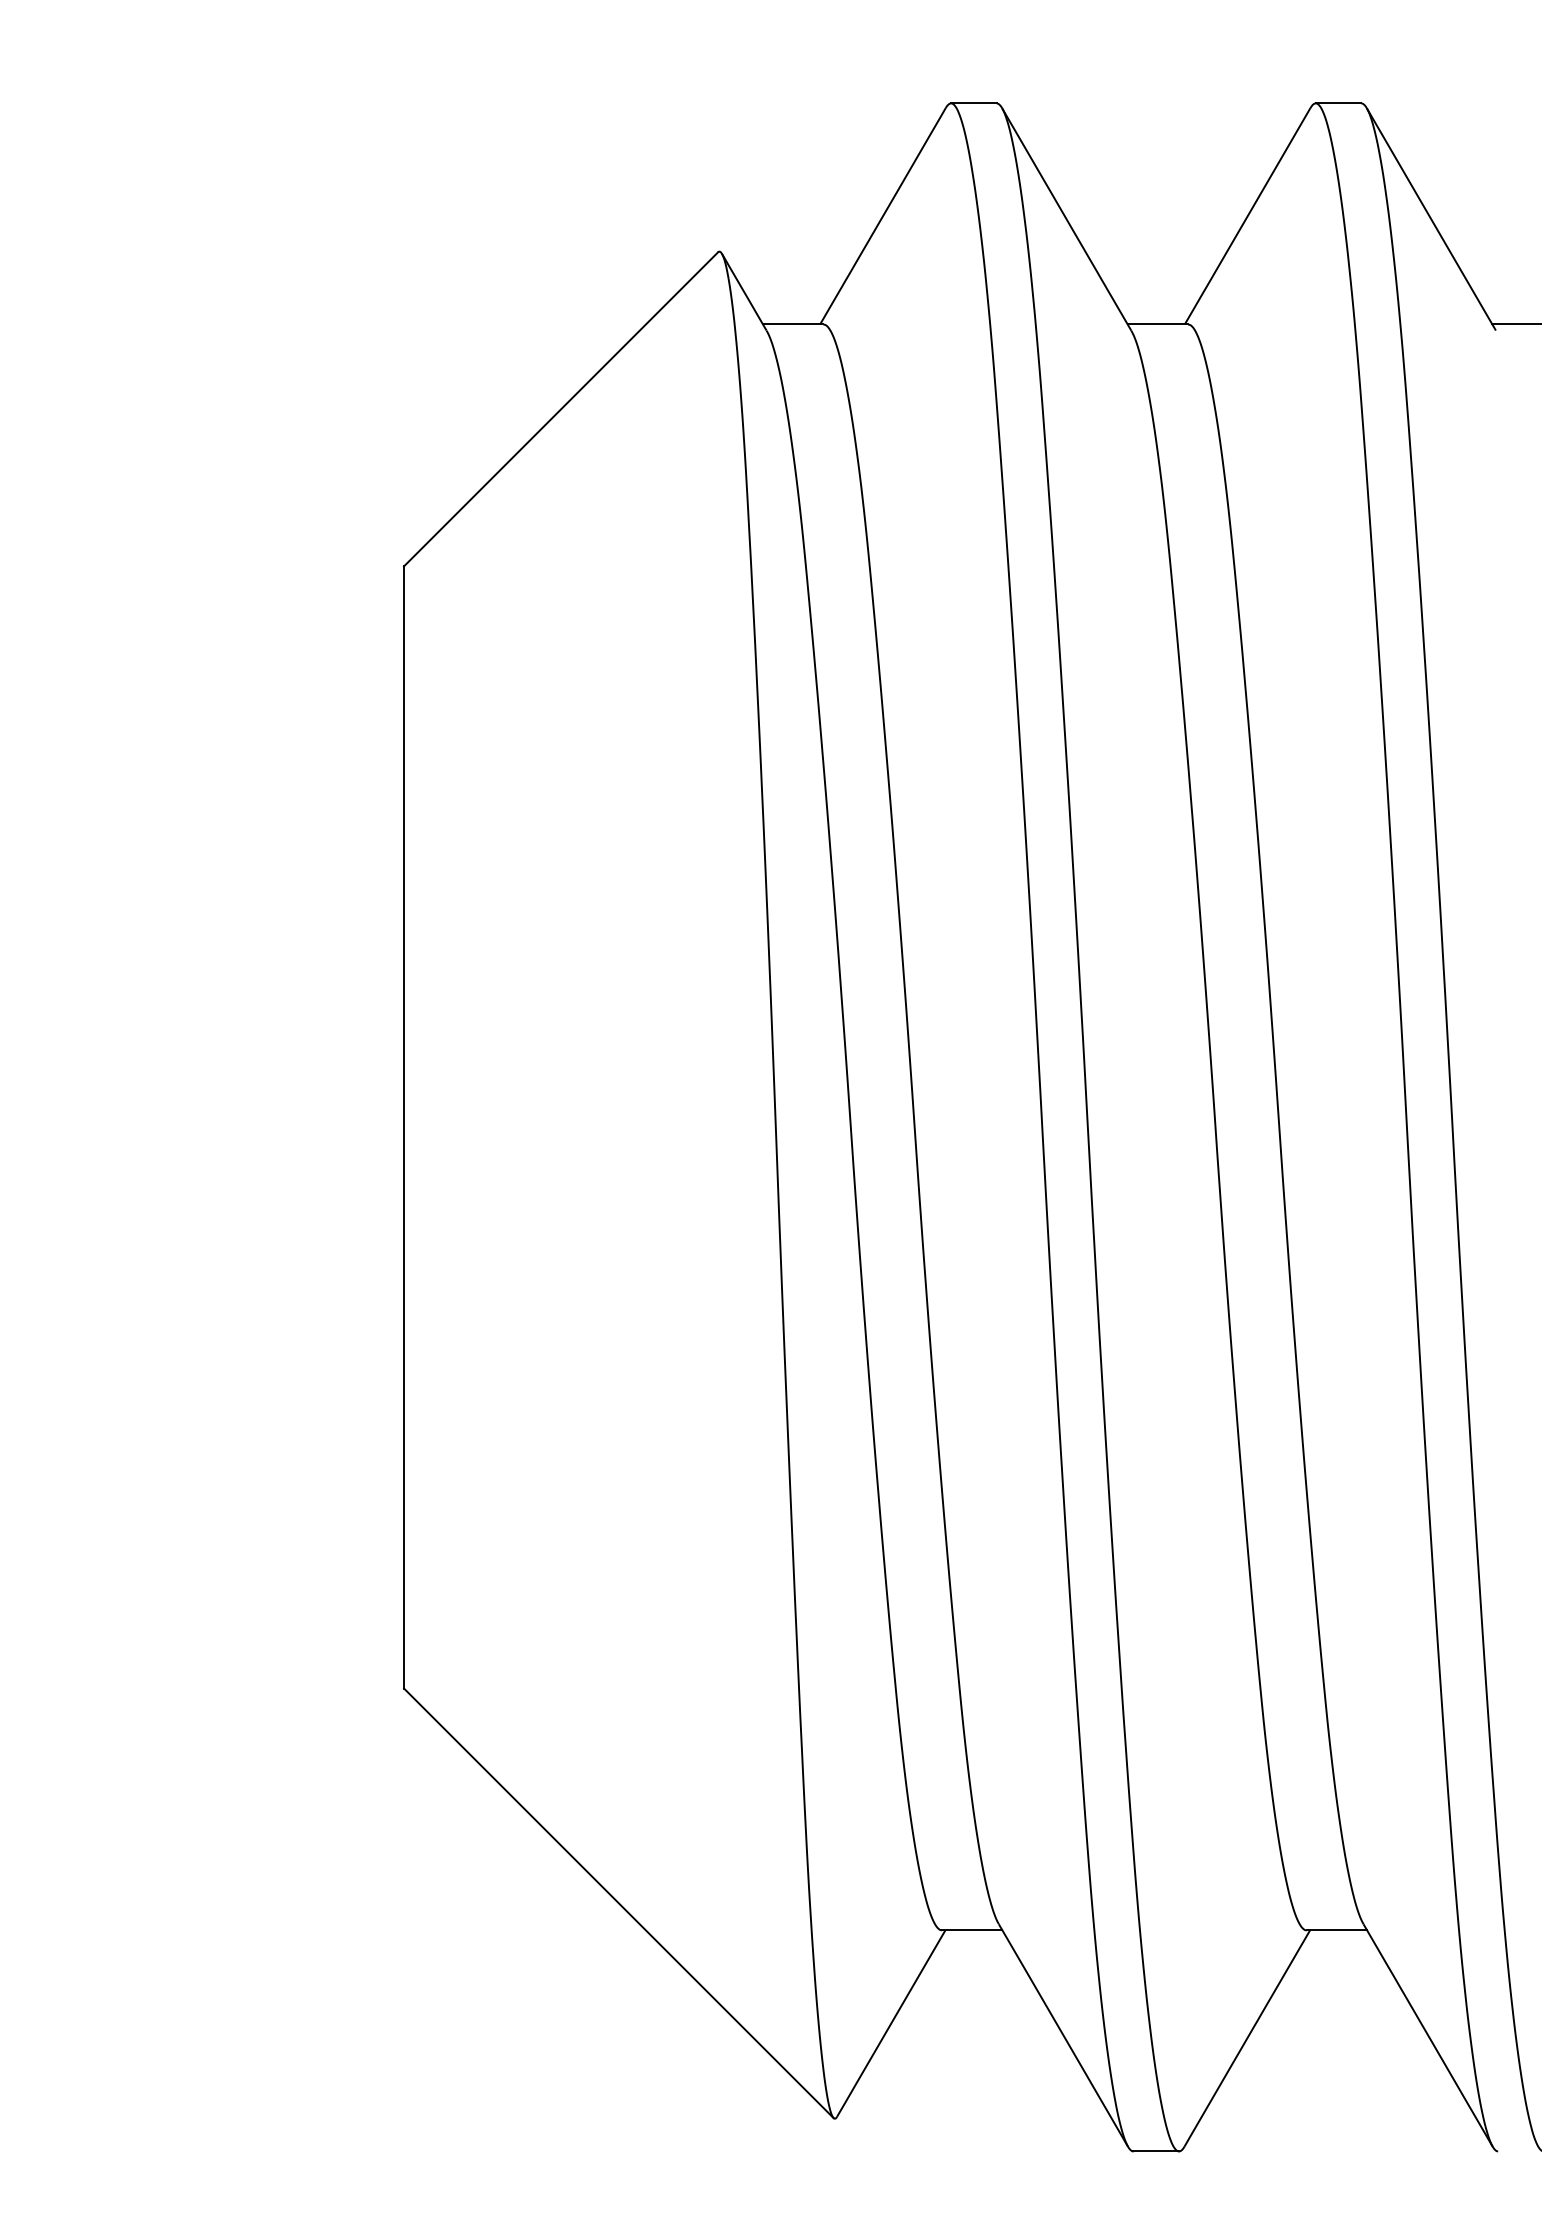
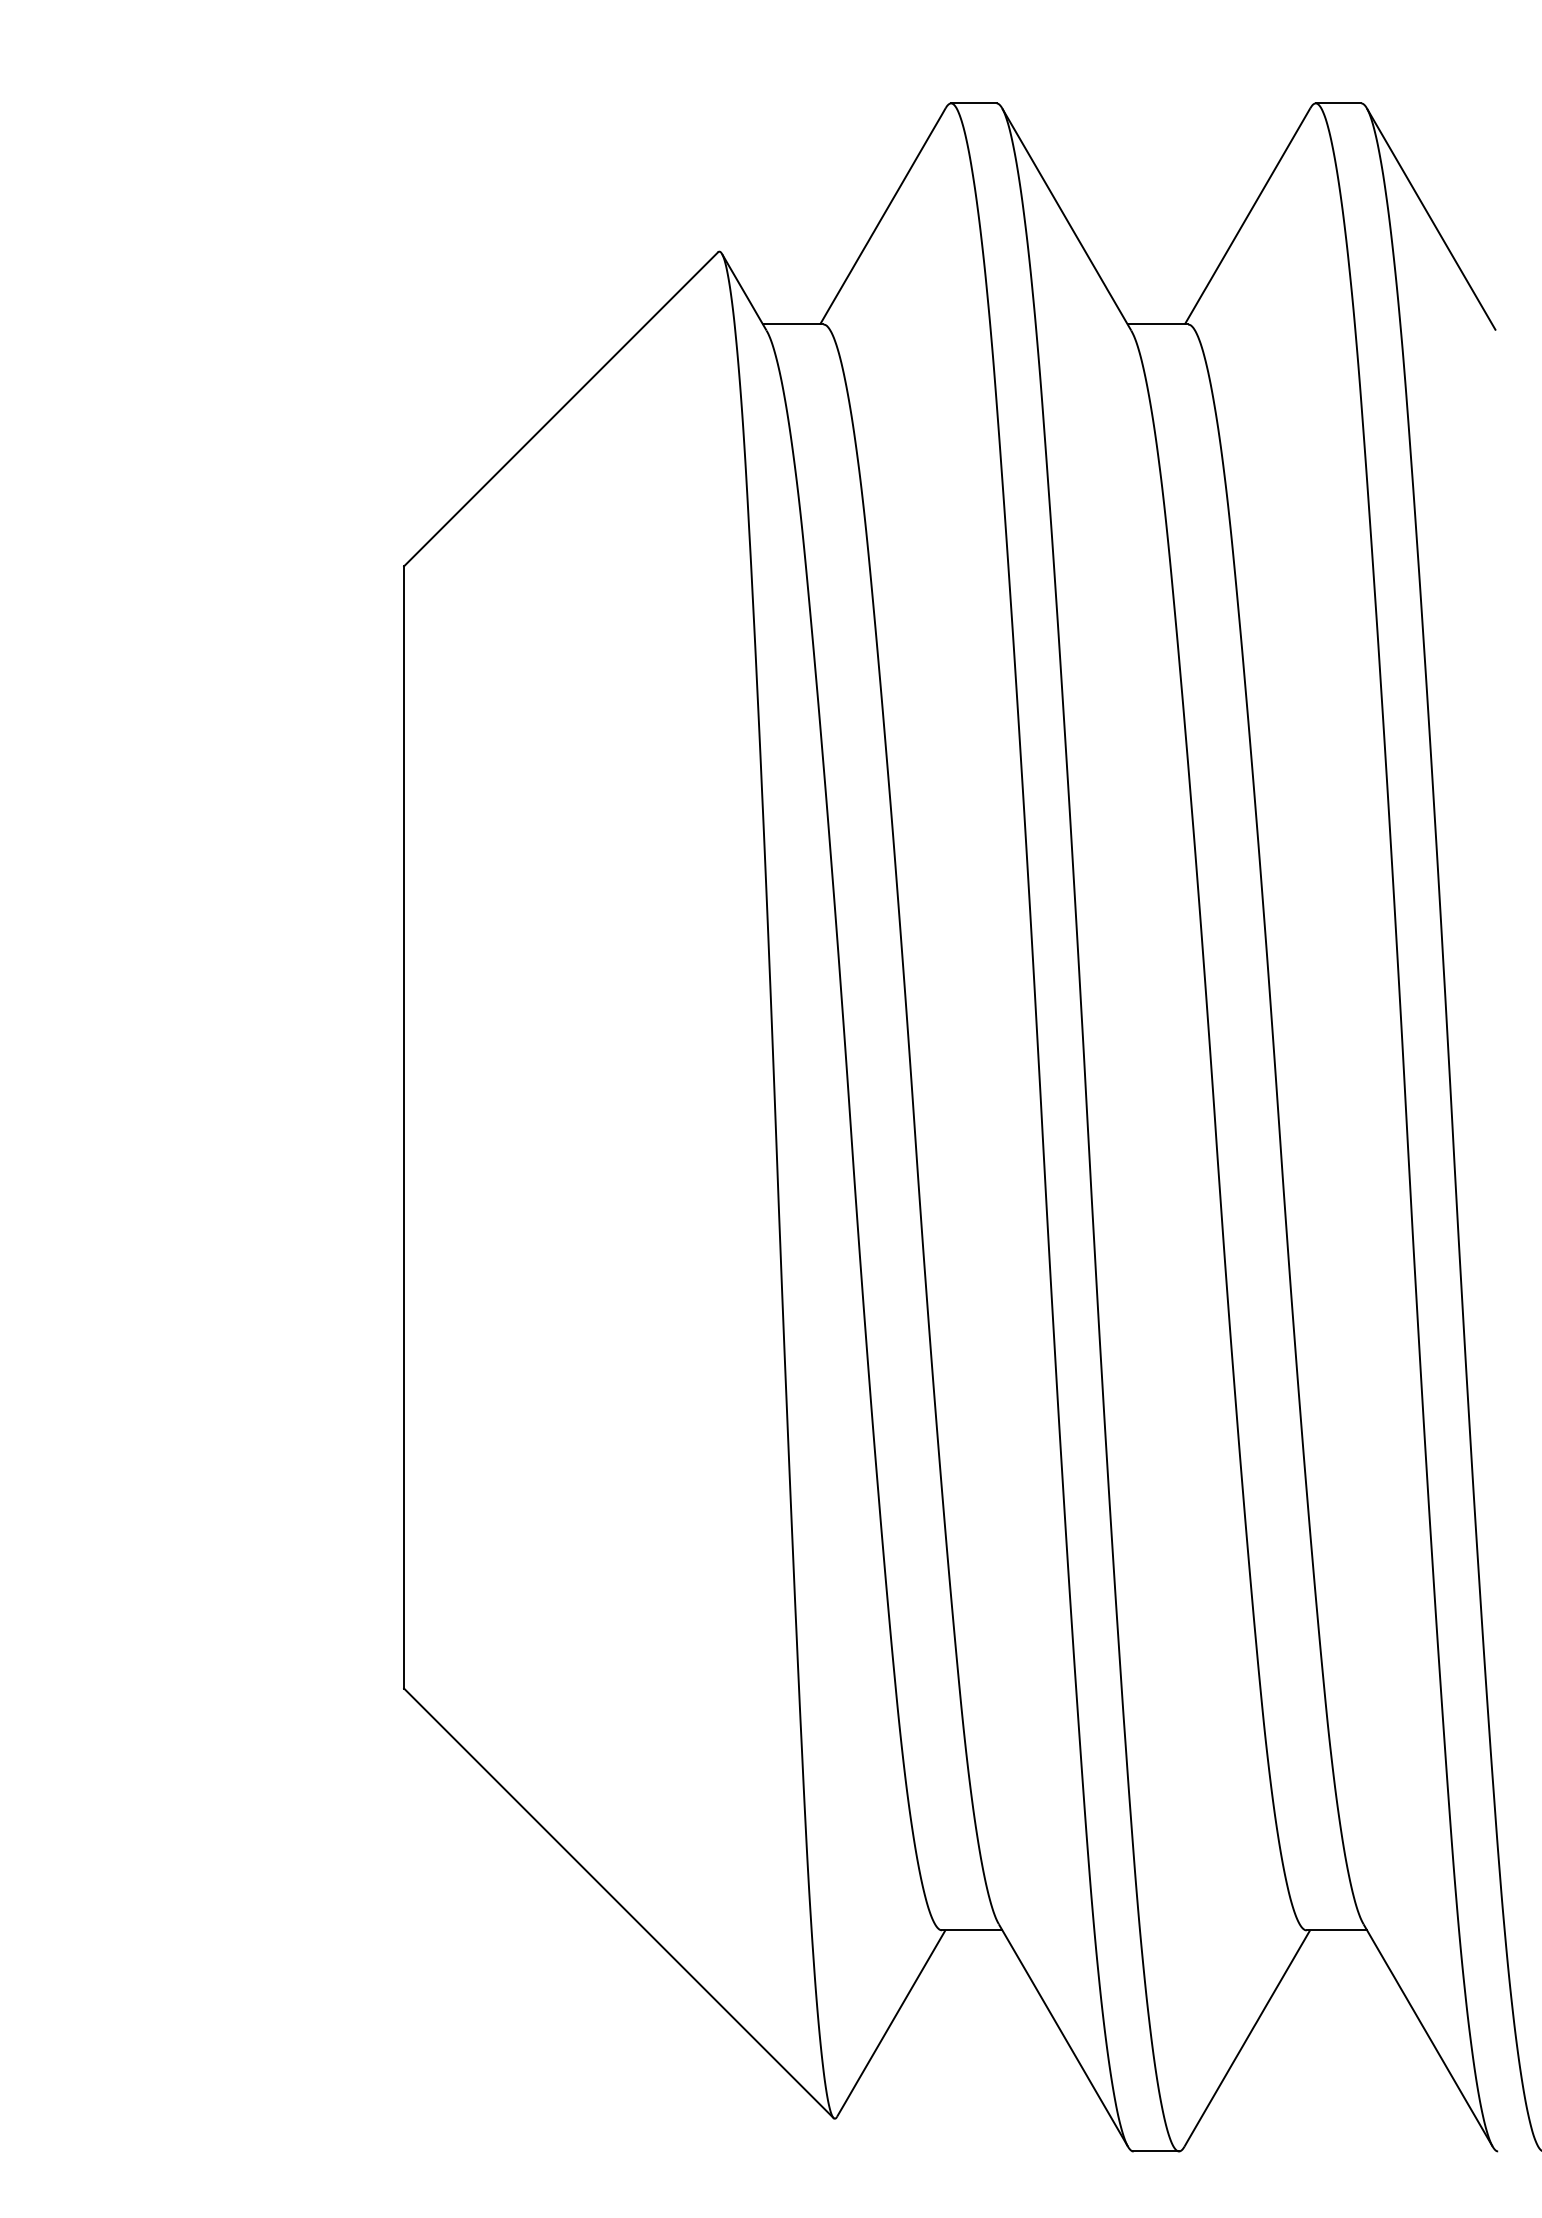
line: present -> none (1515, 324)
